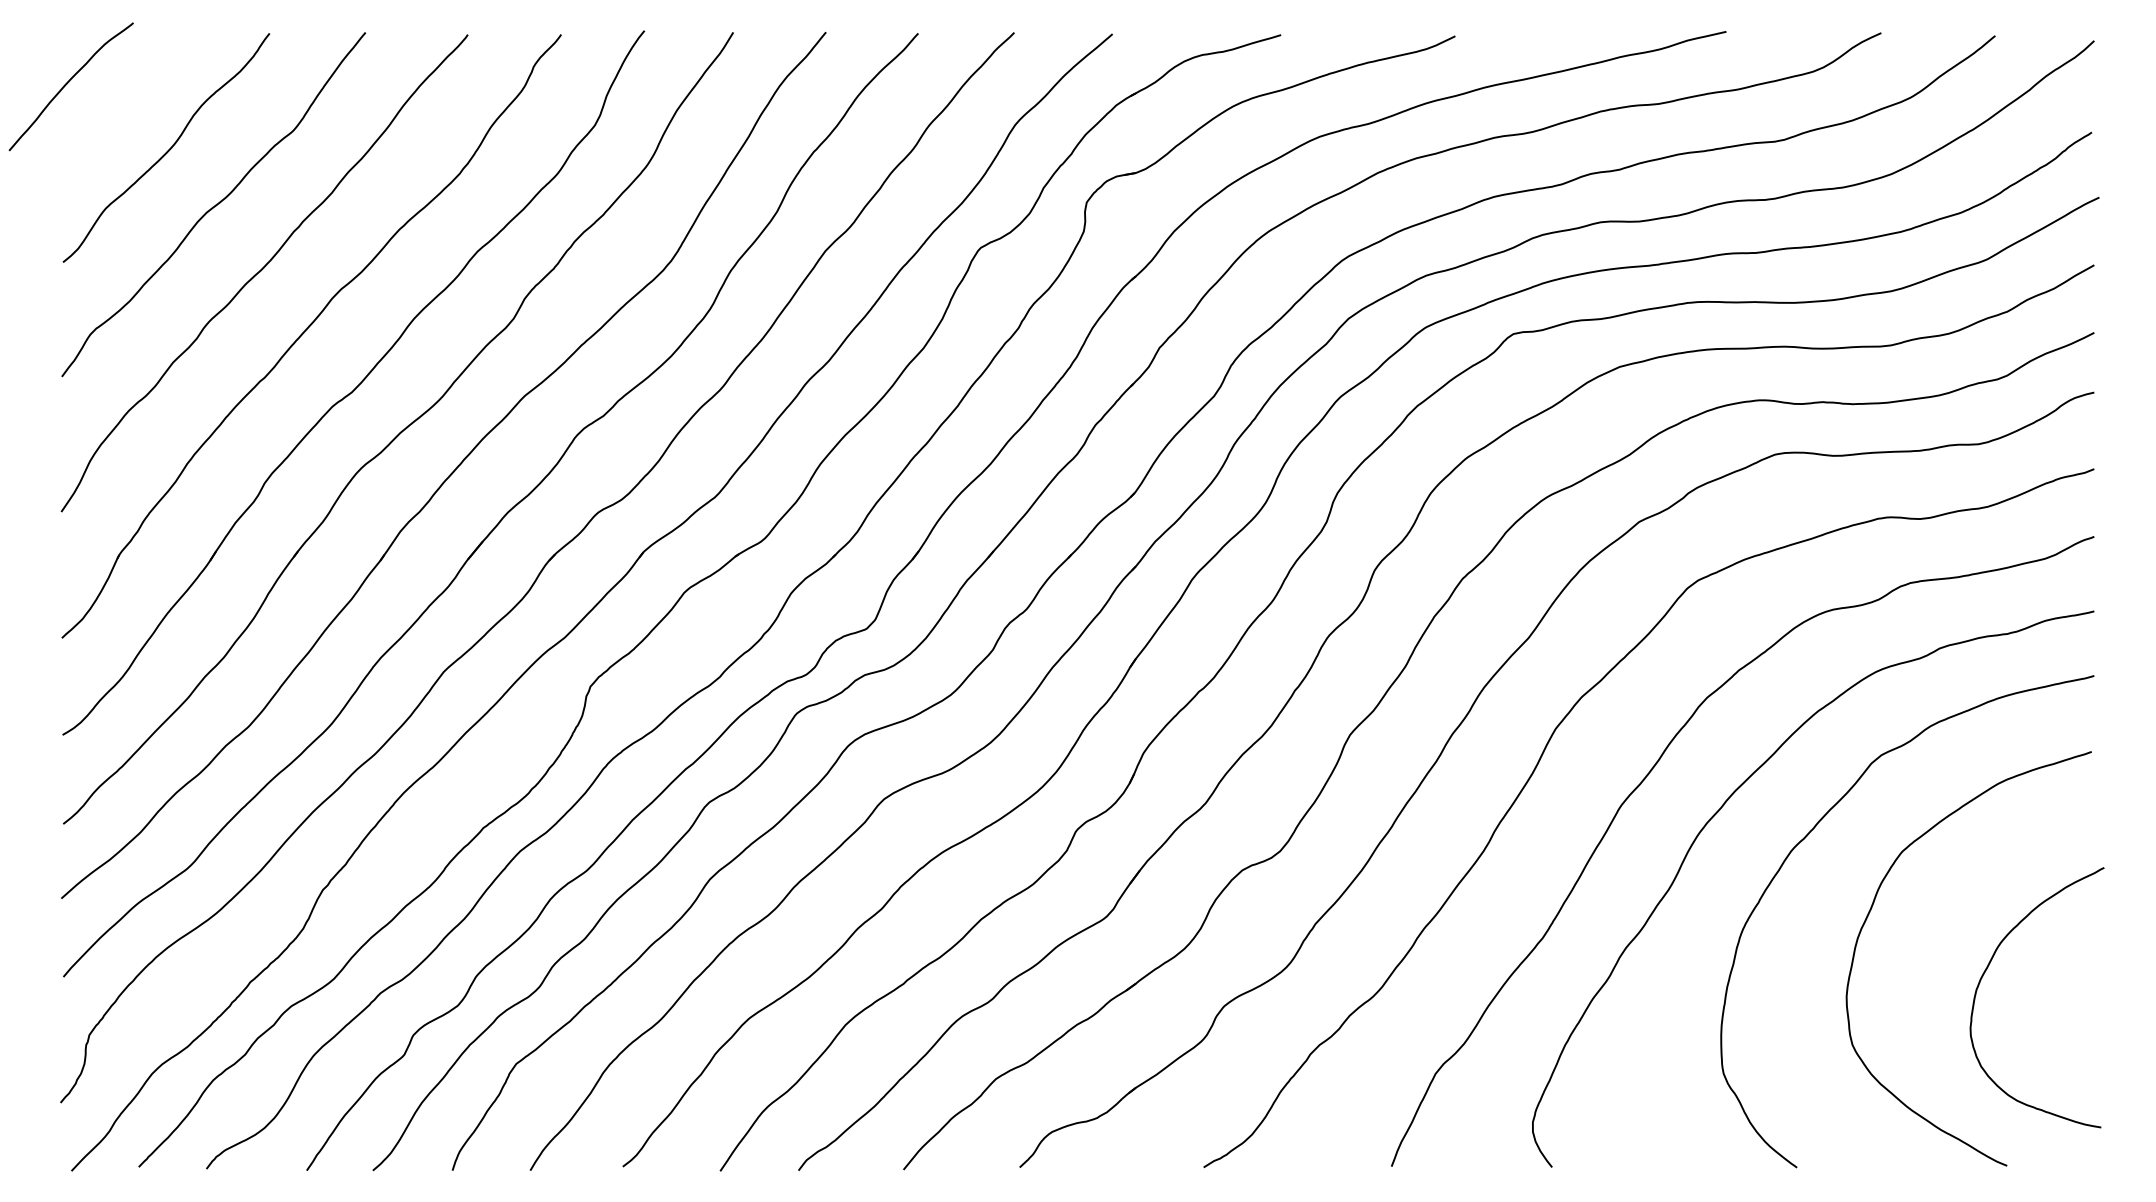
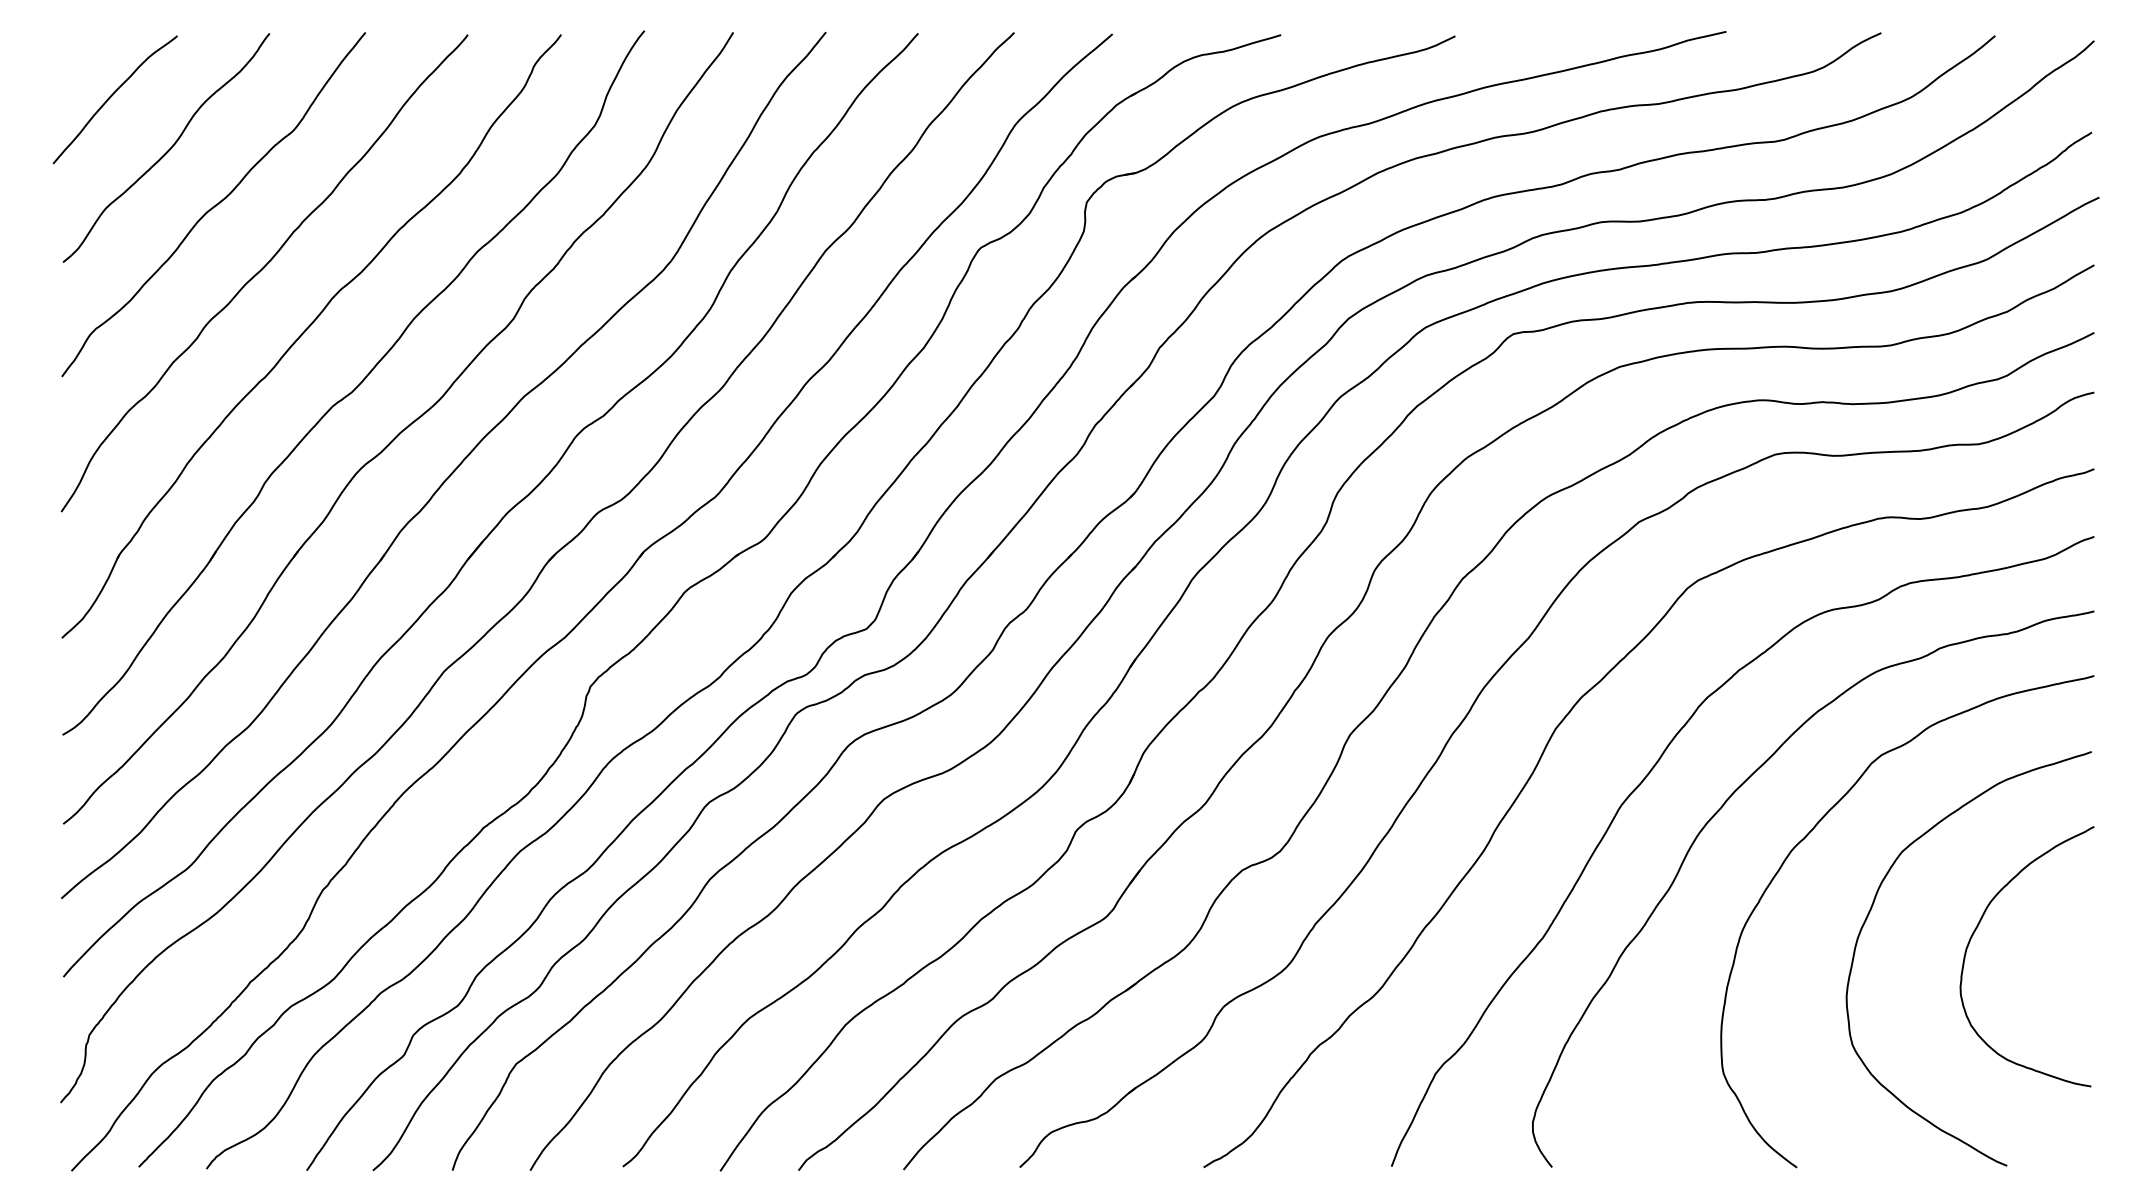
curve position: (68, 83) -> (112, 96) (112, 96)
curve position: (1987, 969) -> (1977, 928) (1977, 928)
